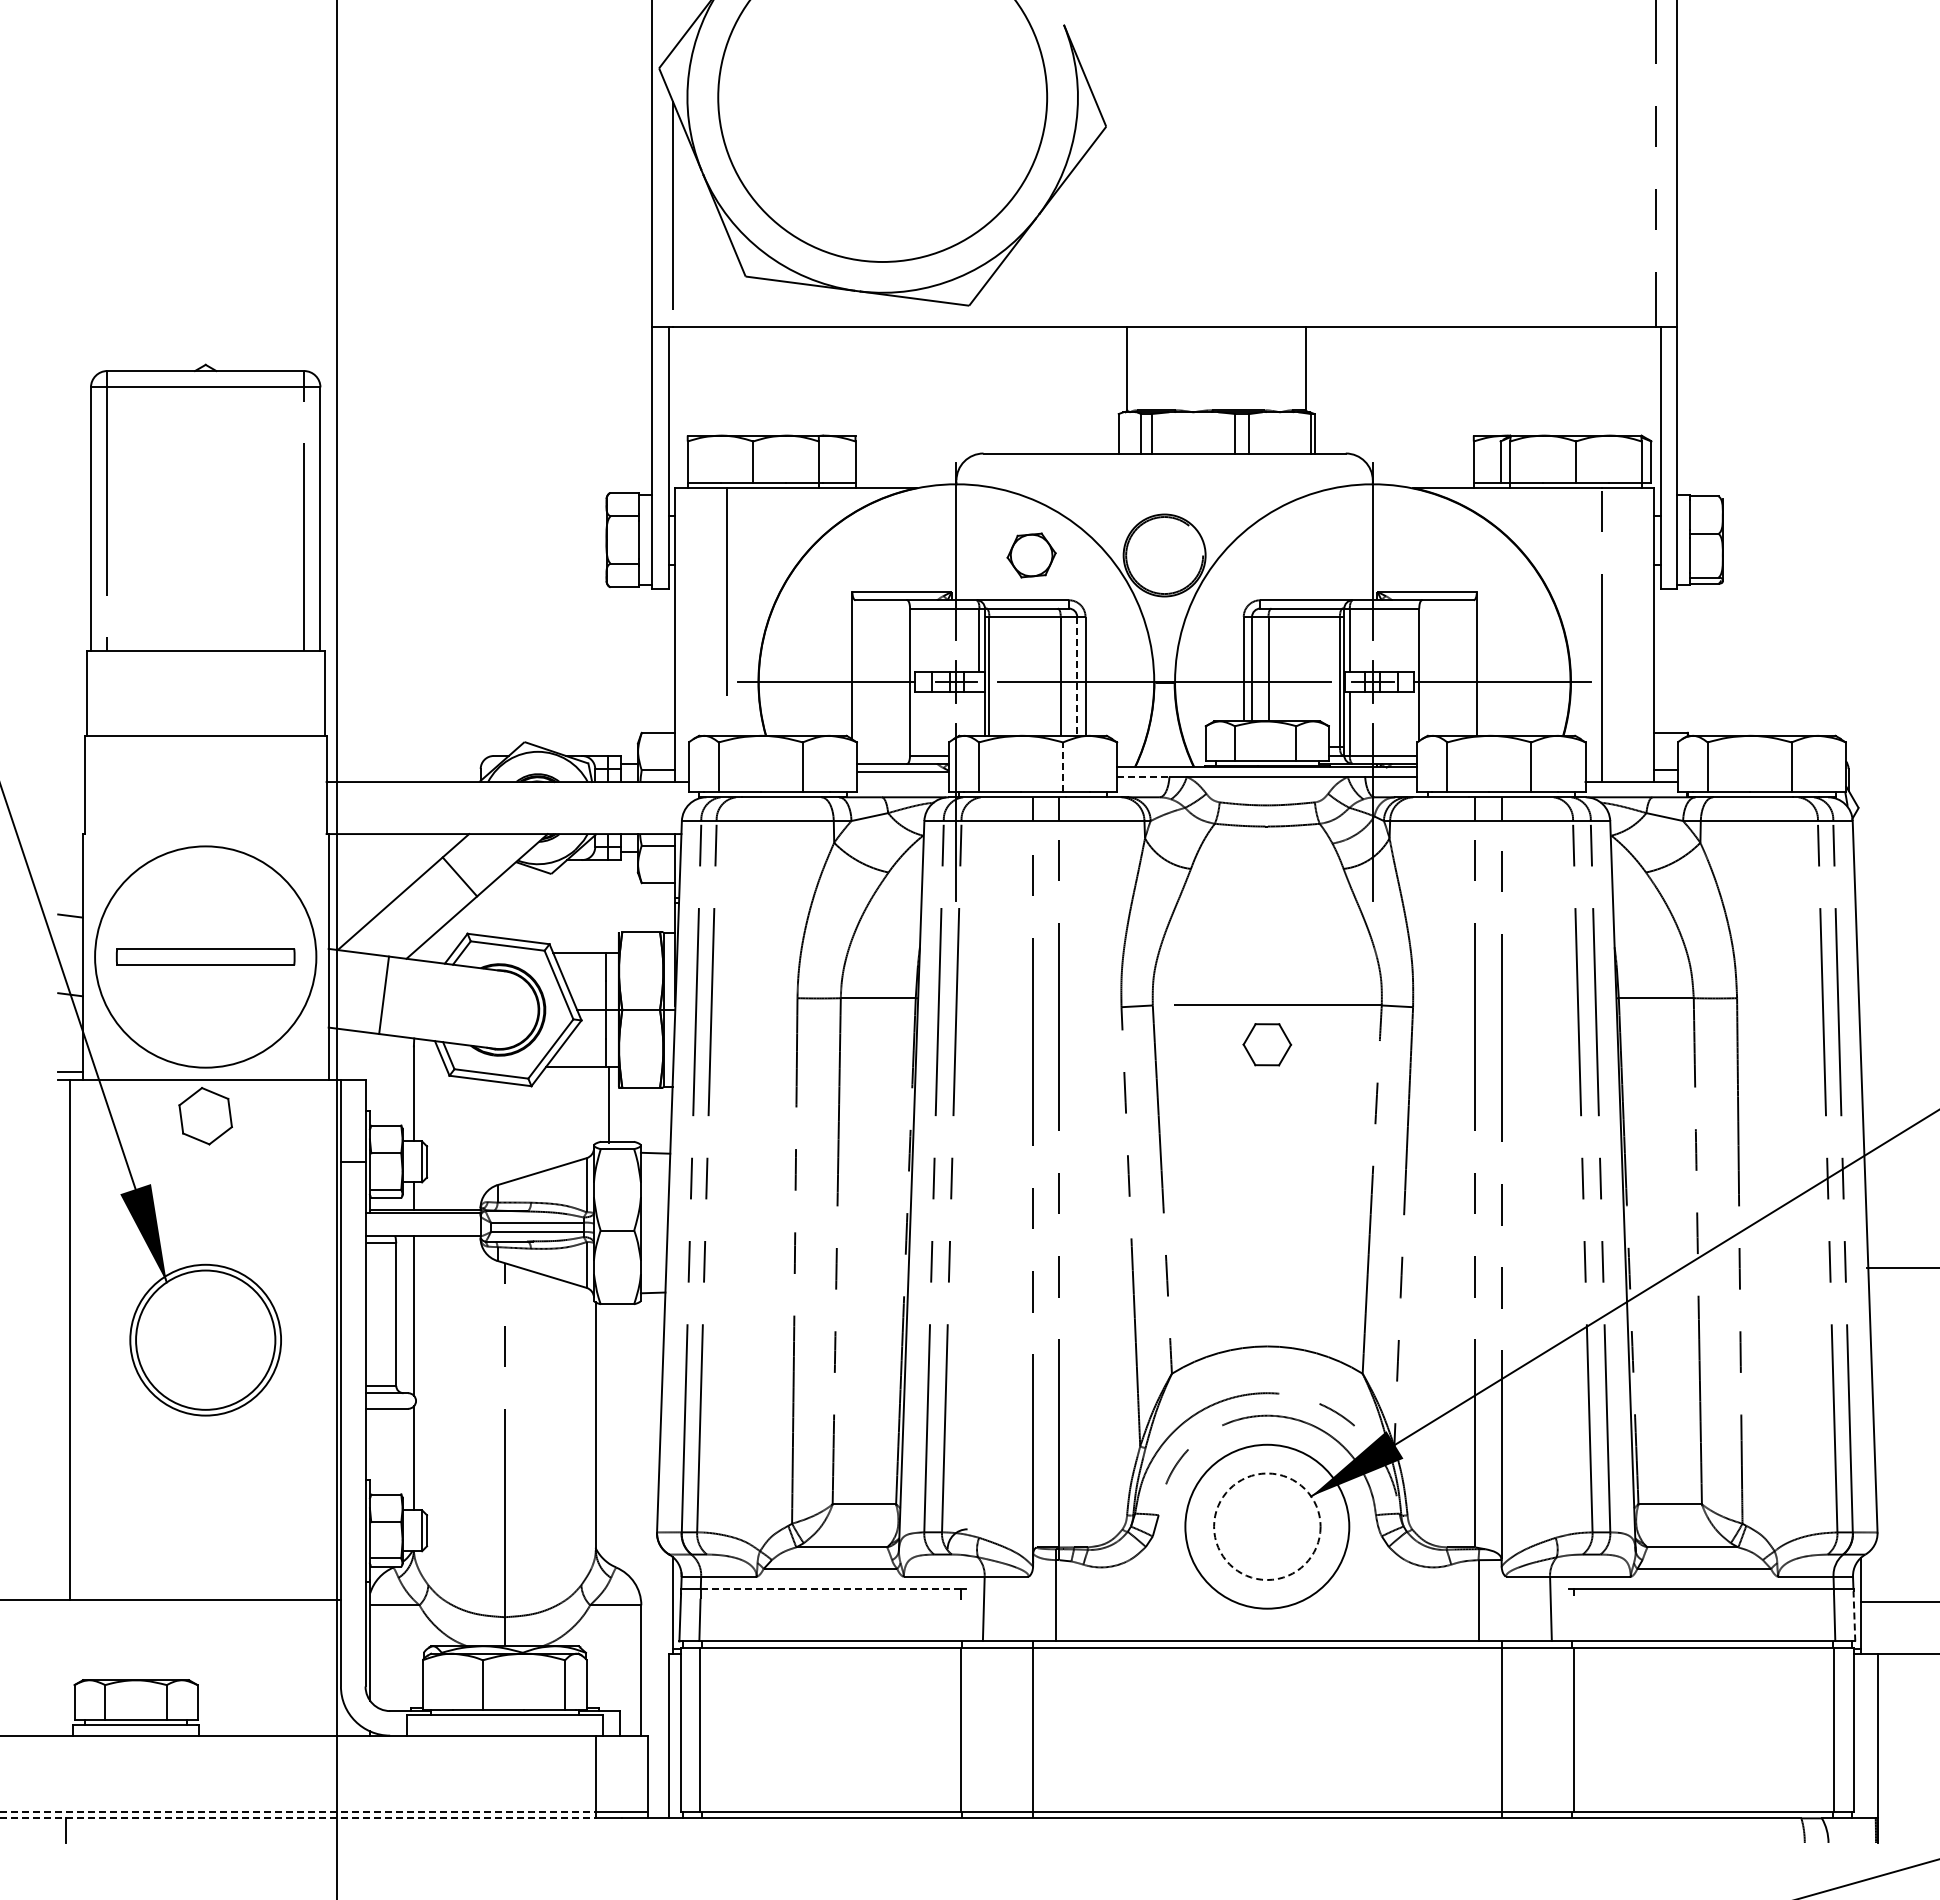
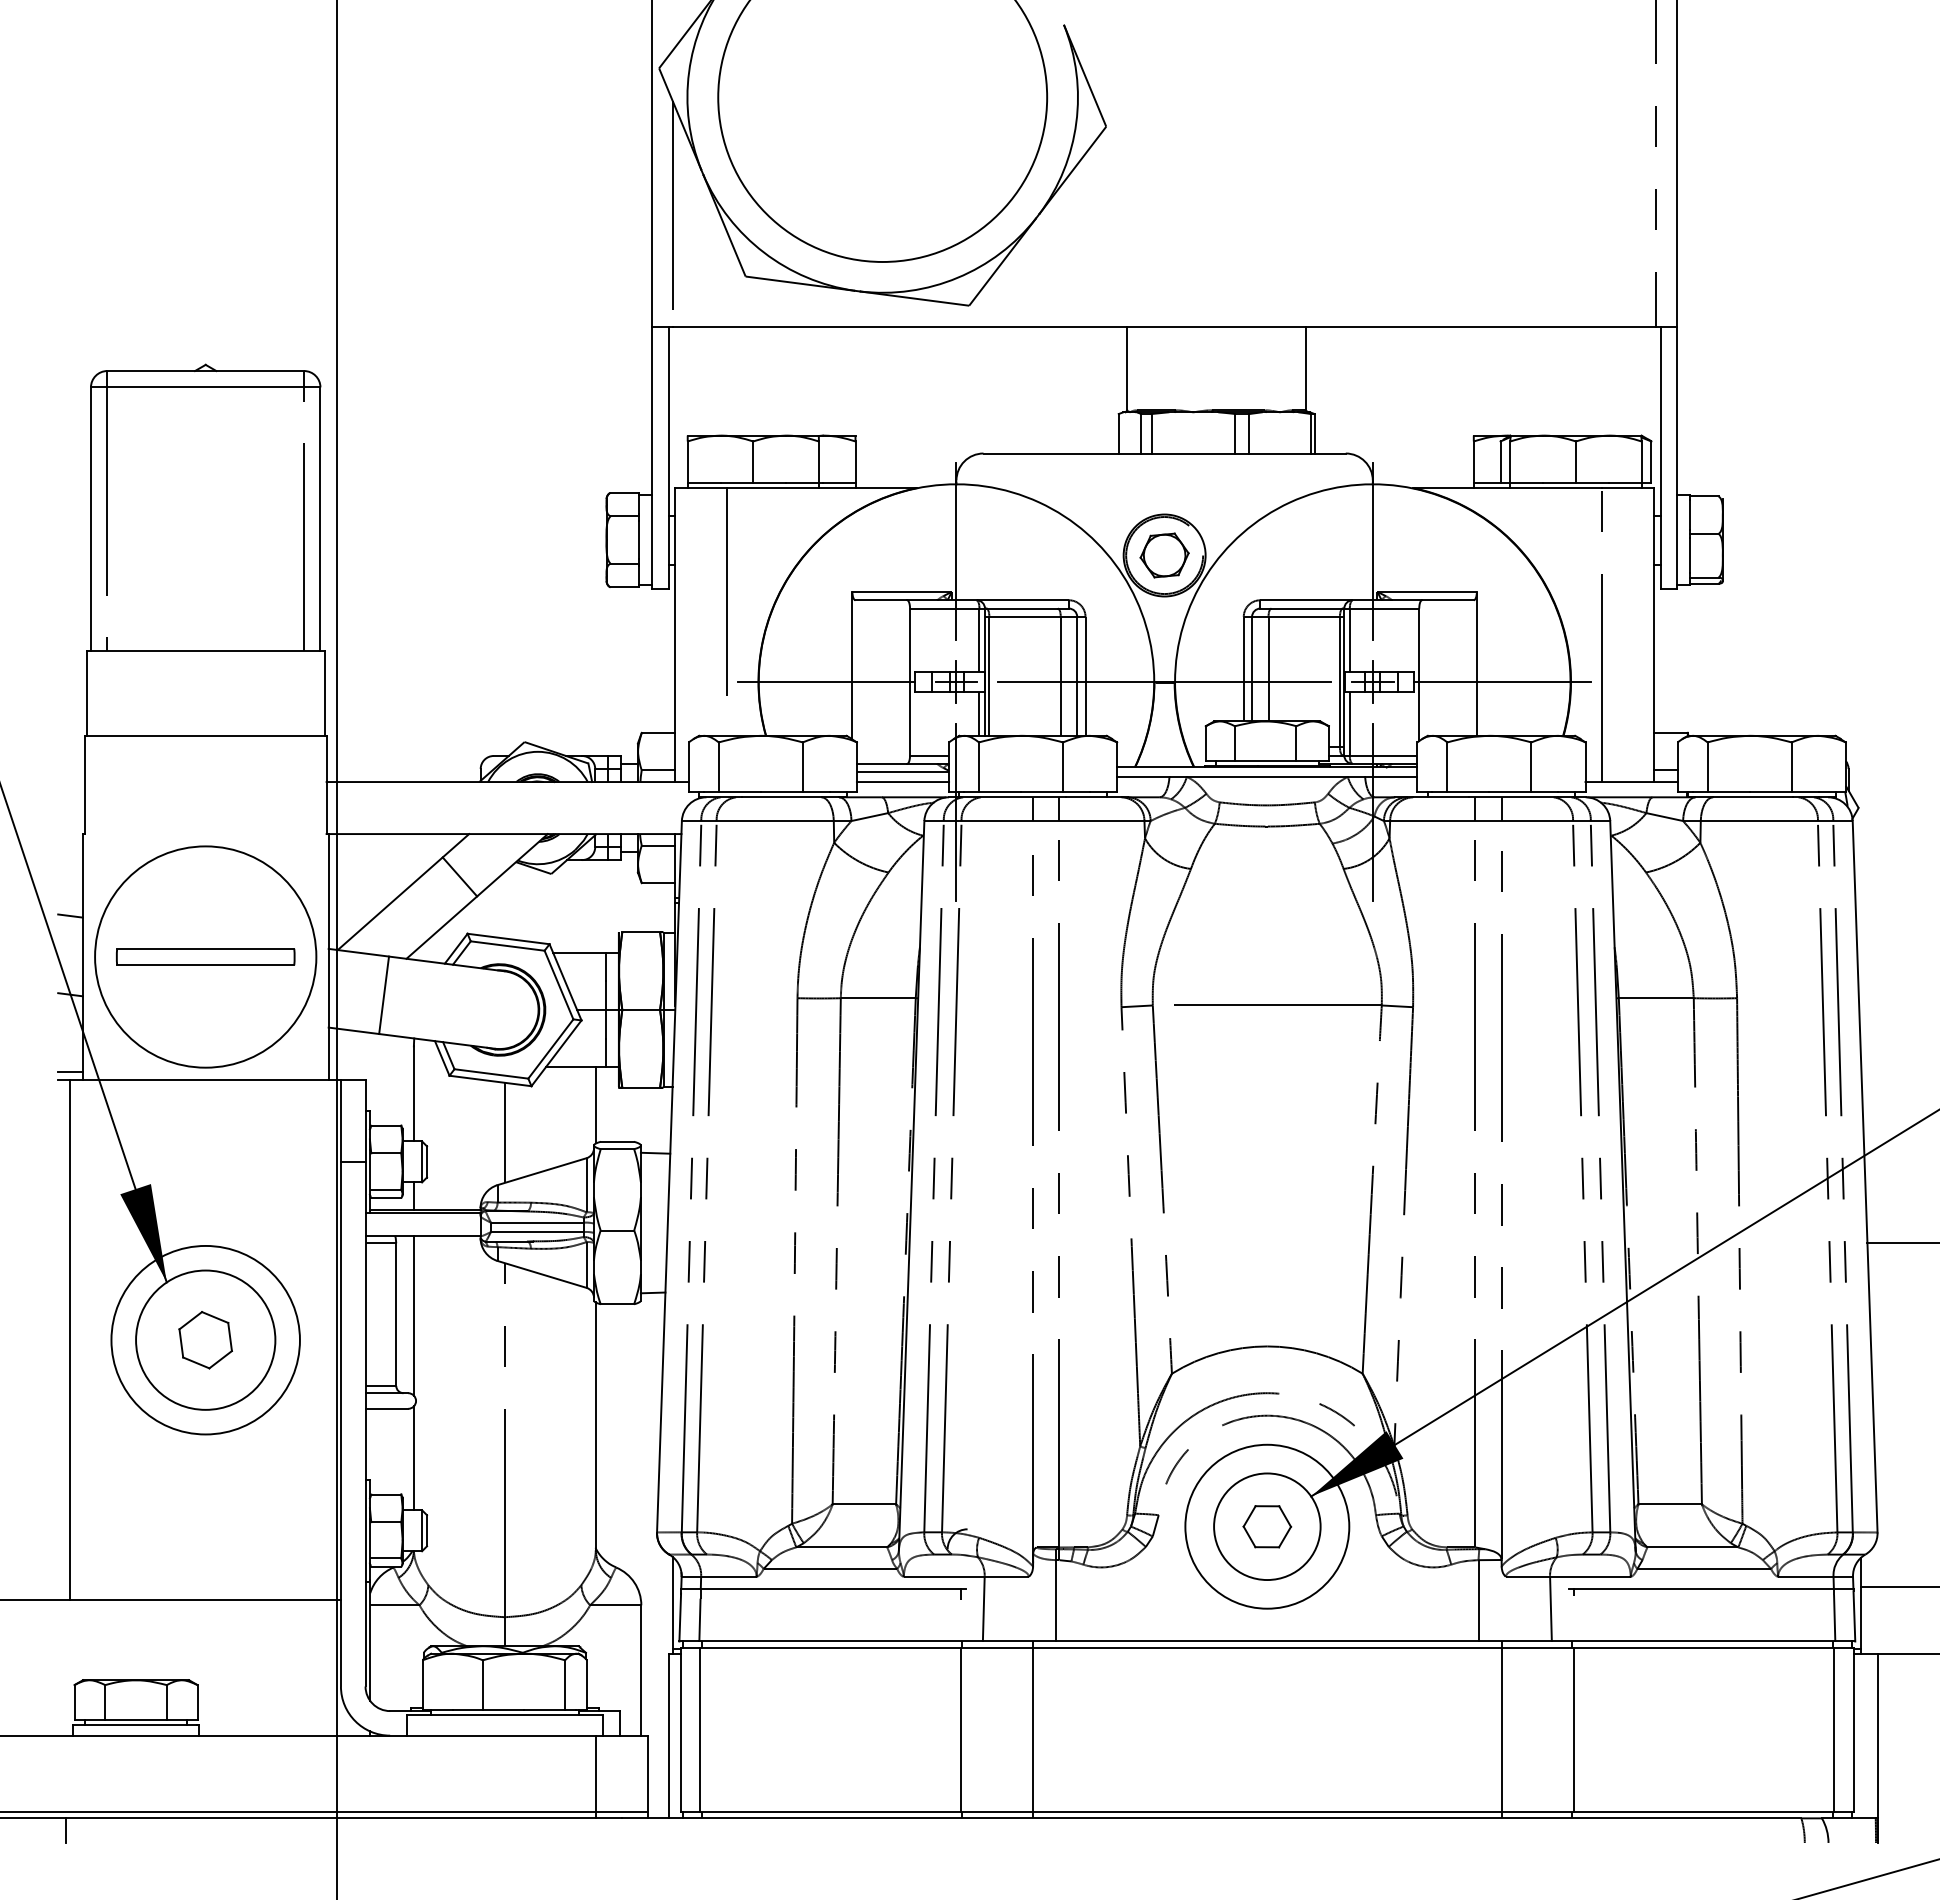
part position: (1031, 555) -> (1164, 555) (1164, 555)
line: dashed -> solid (1077, 676)
line: none -> present (979, 713)
line: dashed -> solid (1063, 767)
line: dashed -> solid (1143, 776)
line: none -> present (902, 782)
part position: (1267, 1044) -> (1267, 1526) (1267, 1526)
line position: (608, 1104) -> (595, 1104) (595, 1104)
part position: (205, 1116) -> (205, 1340) (205, 1340)
line: none -> present (504, 1132)
line position: (1901, 1268) -> (1901, 1243) (1901, 1243)
circle diameter: 151 px -> 189 px (205, 1339)
circle: dashed -> solid (1267, 1526)
line: dashed -> solid (830, 1589)
line position: (1898, 1601) -> (1898, 1586) (1898, 1586)
line: dashed -> solid (1854, 1615)
line: dashed -> solid (297, 1811)
line: dashed -> solid (297, 1818)
